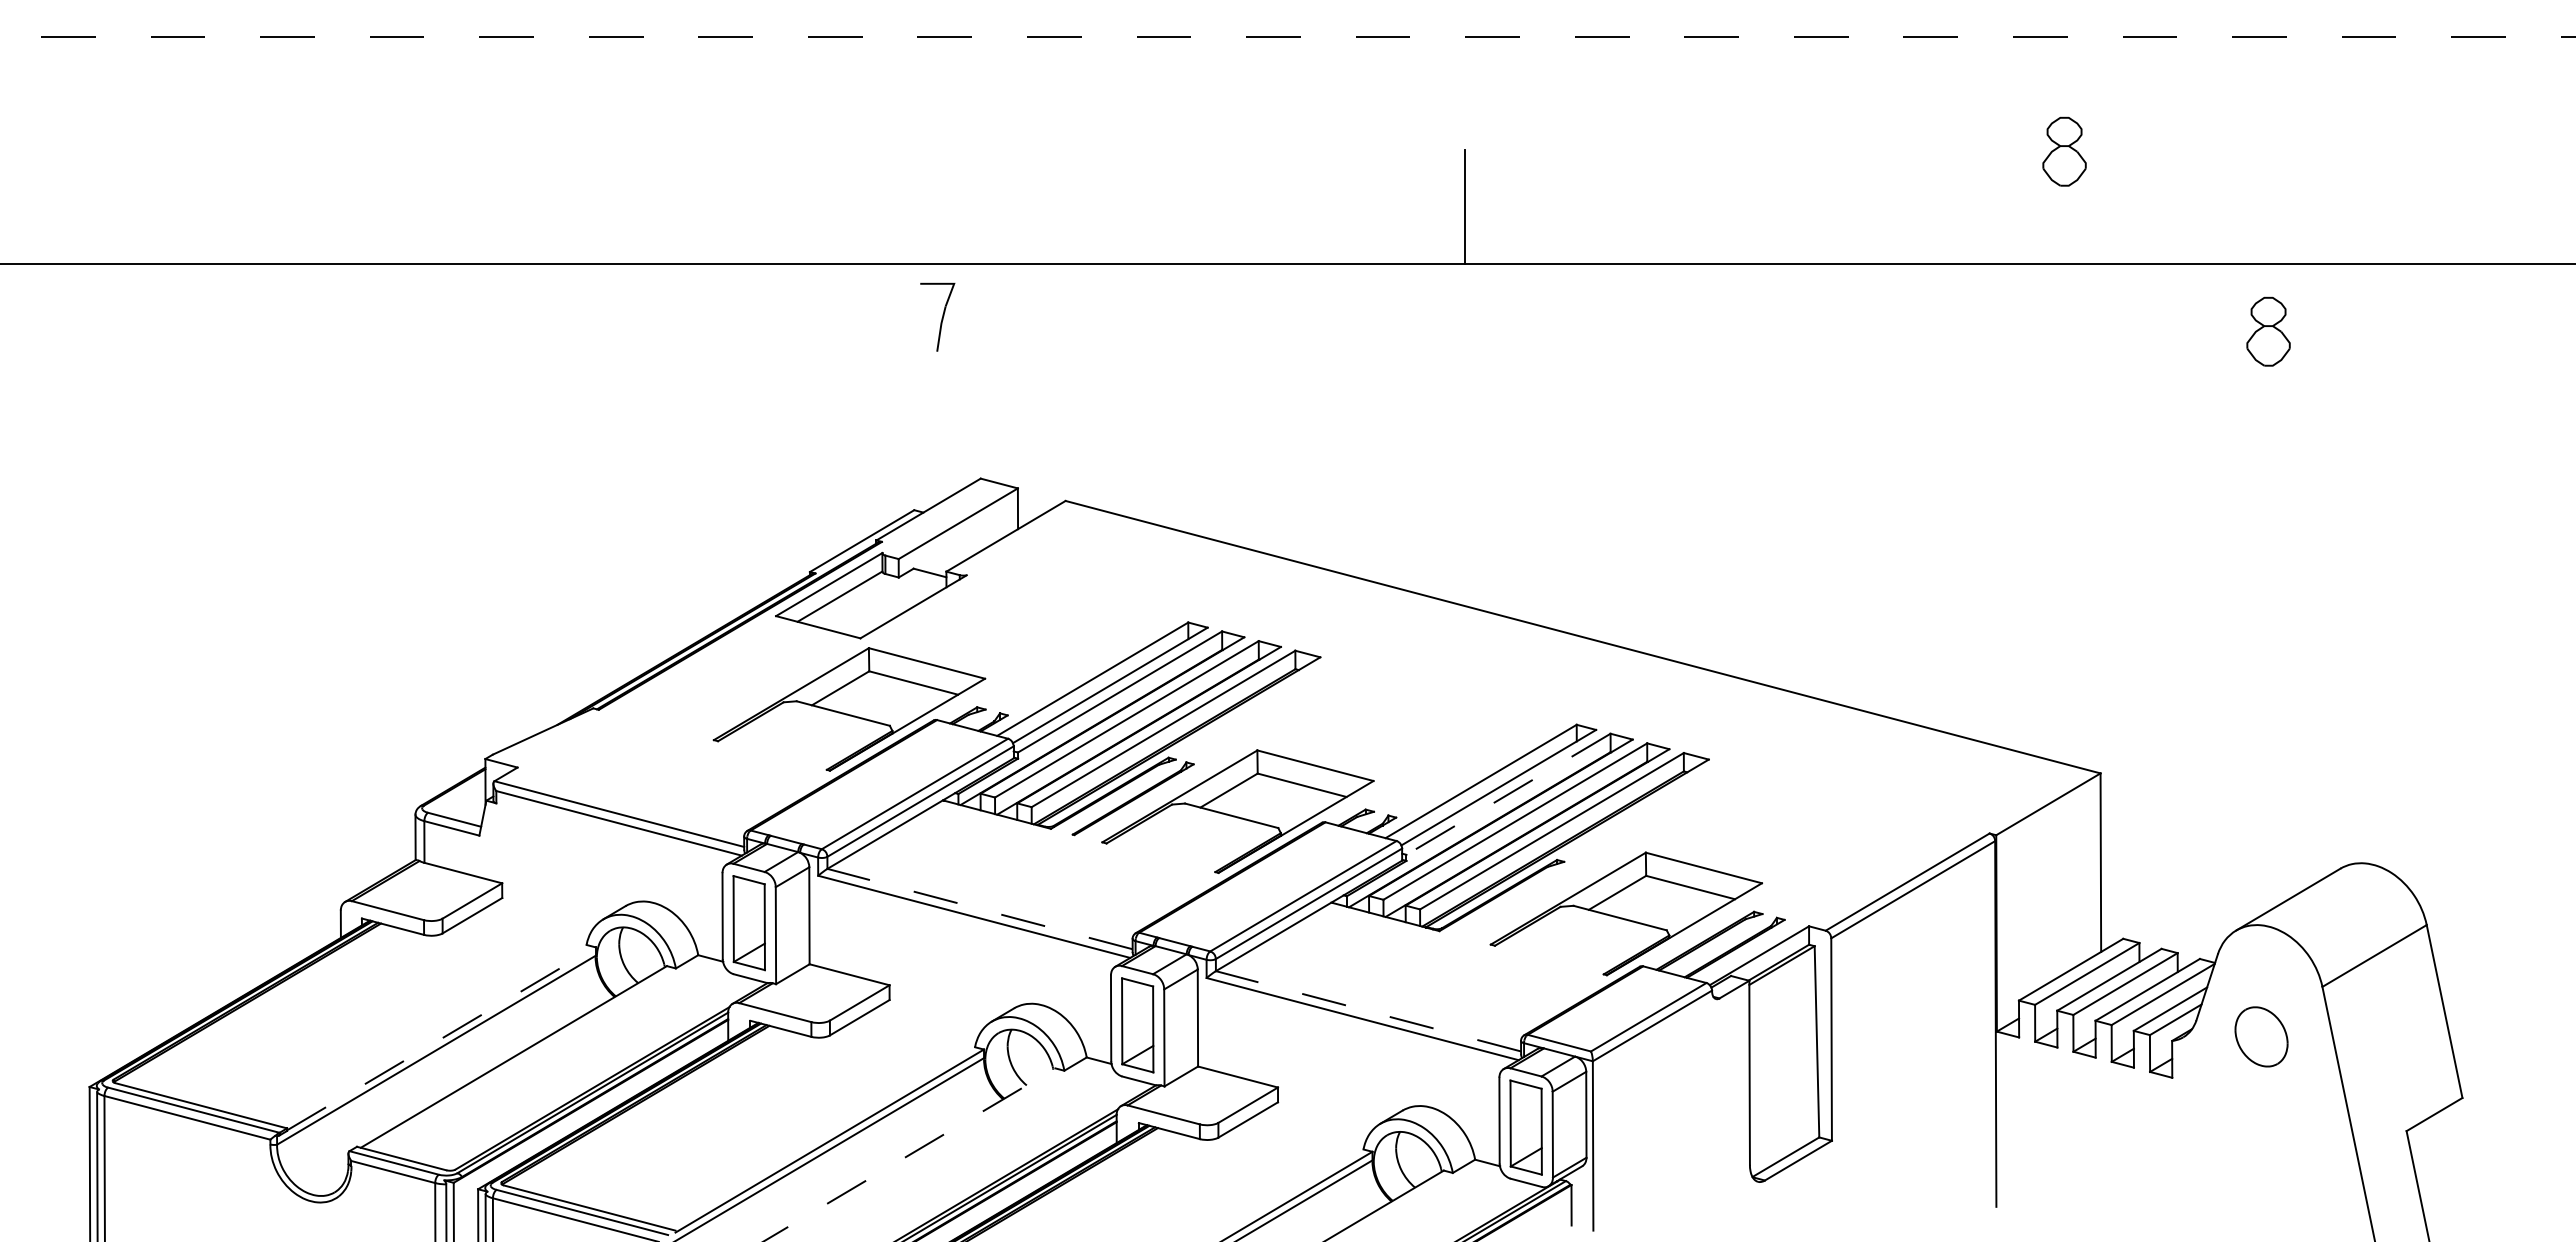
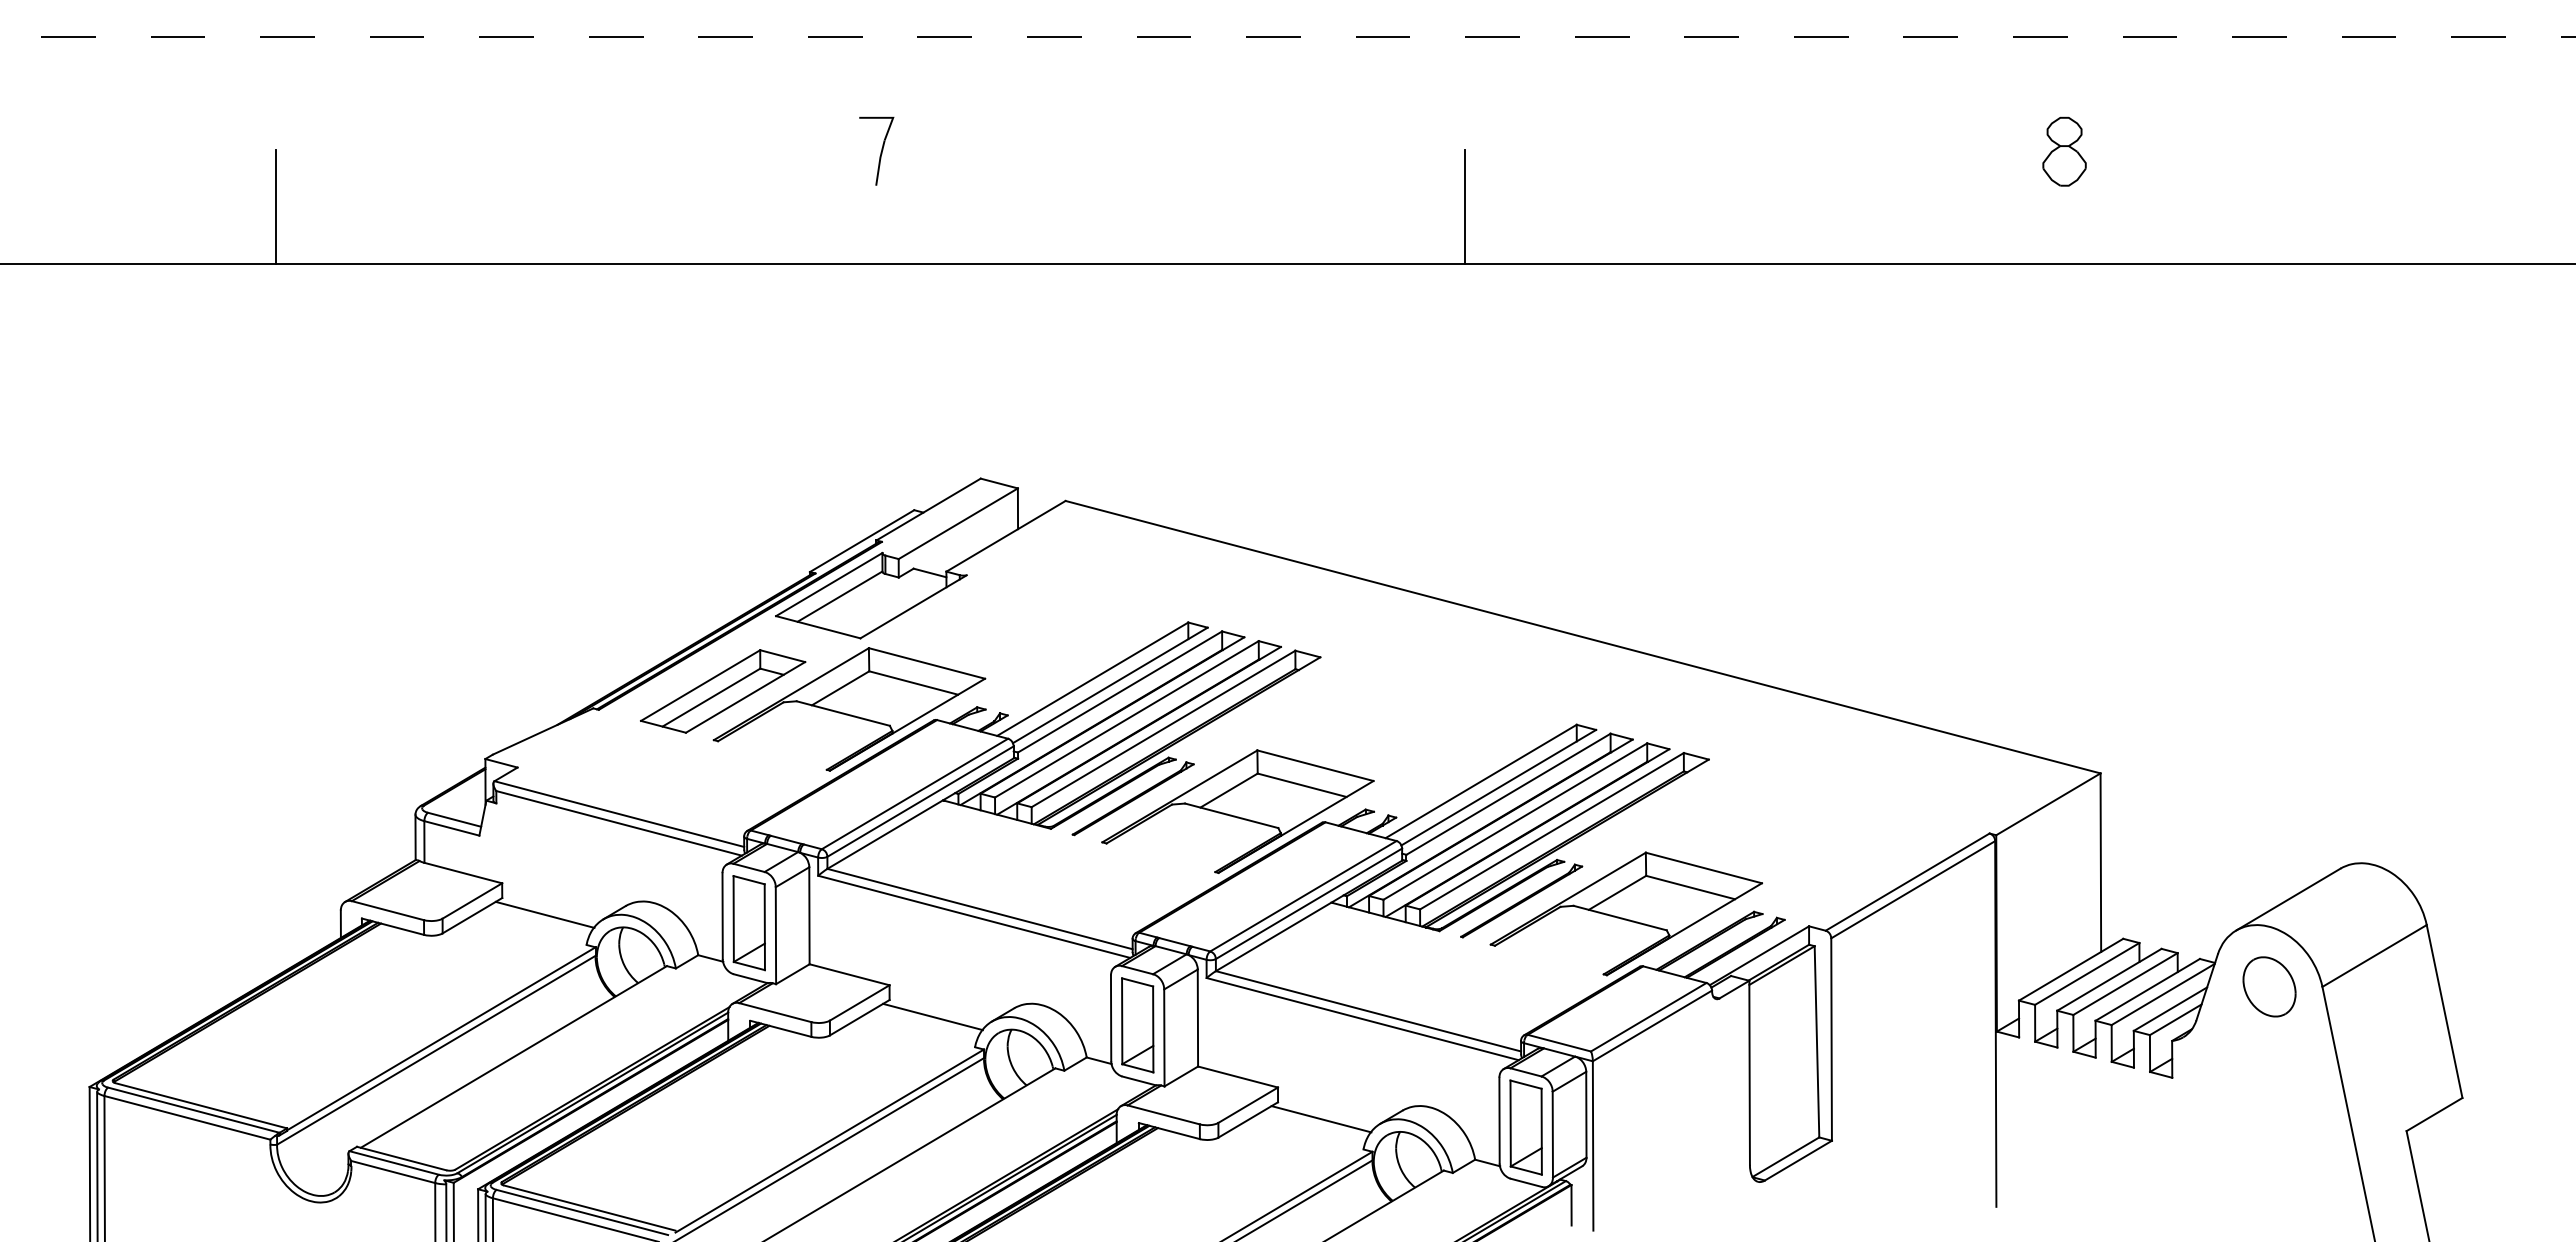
line: none -> present (276, 206)
part position: (937, 316) -> (876, 150) (876, 150)
part: present -> none (2268, 331)
part: none -> present (723, 691)
line: dashed -> solid (1508, 794)
part: none -> present (1521, 900)
line: dashed -> solid (980, 909)
line: none -> present (544, 914)
line: dashed -> solid (1368, 1011)
line: none -> present (932, 1016)
part position: (2261, 1036) -> (2269, 986) (2269, 986)
line: dashed -> solid (441, 1038)
line: none -> present (1321, 1119)
line: dashed -> solid (909, 1155)
